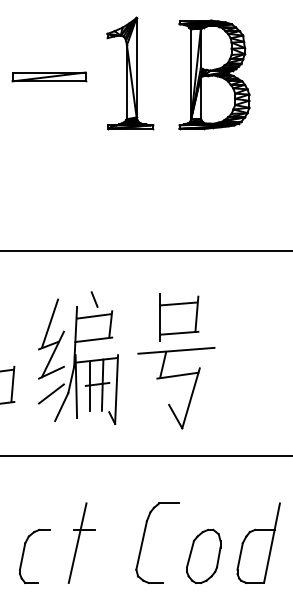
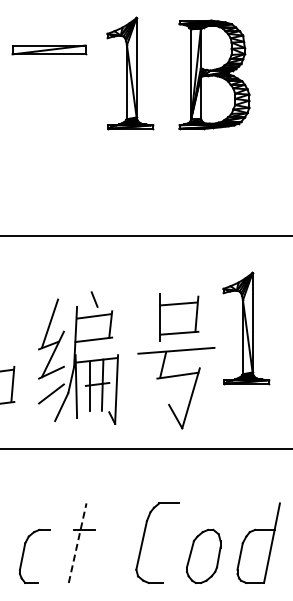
part position: (49, 76) -> (49, 49) (49, 49)
line position: (145, 251) -> (145, 236) (145, 236)
part: none -> present (246, 328)
line position: (145, 455) -> (145, 448) (145, 448)
line: solid -> dashed (77, 543)
